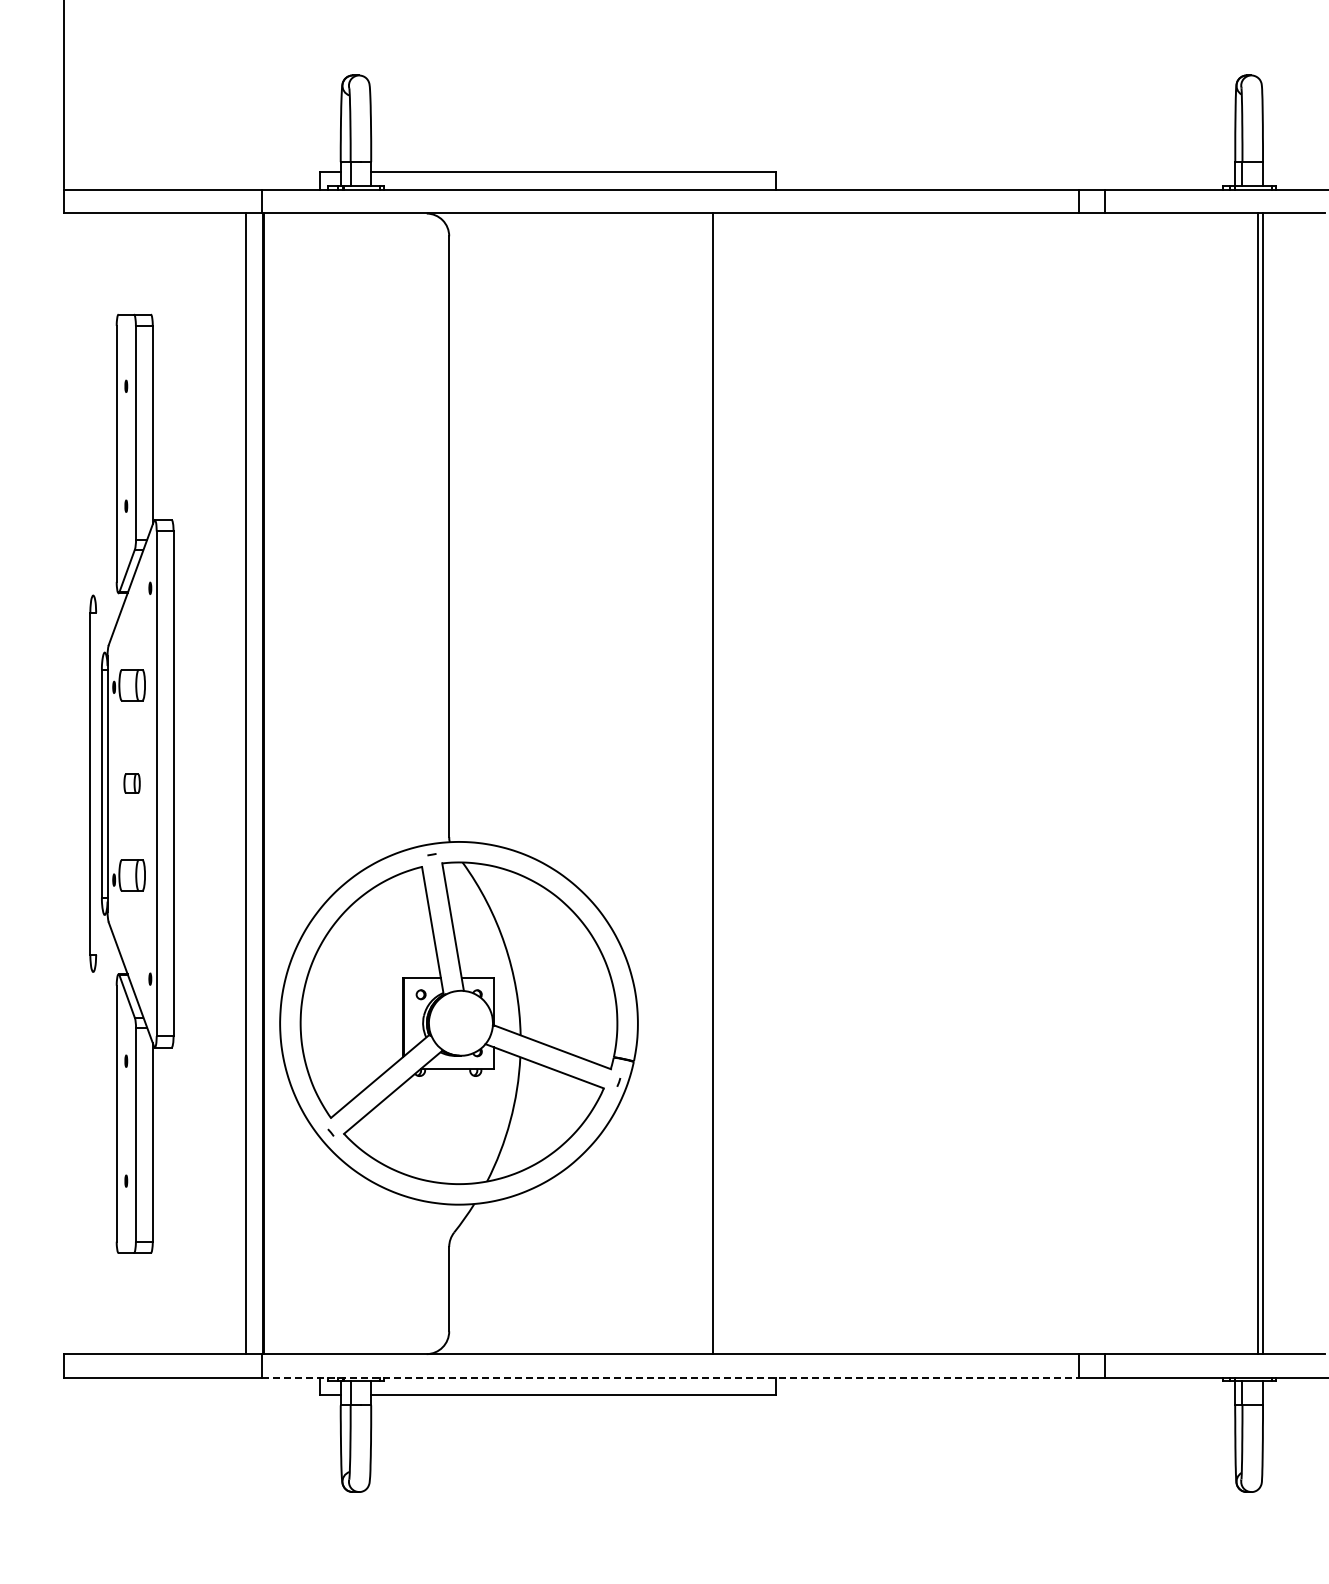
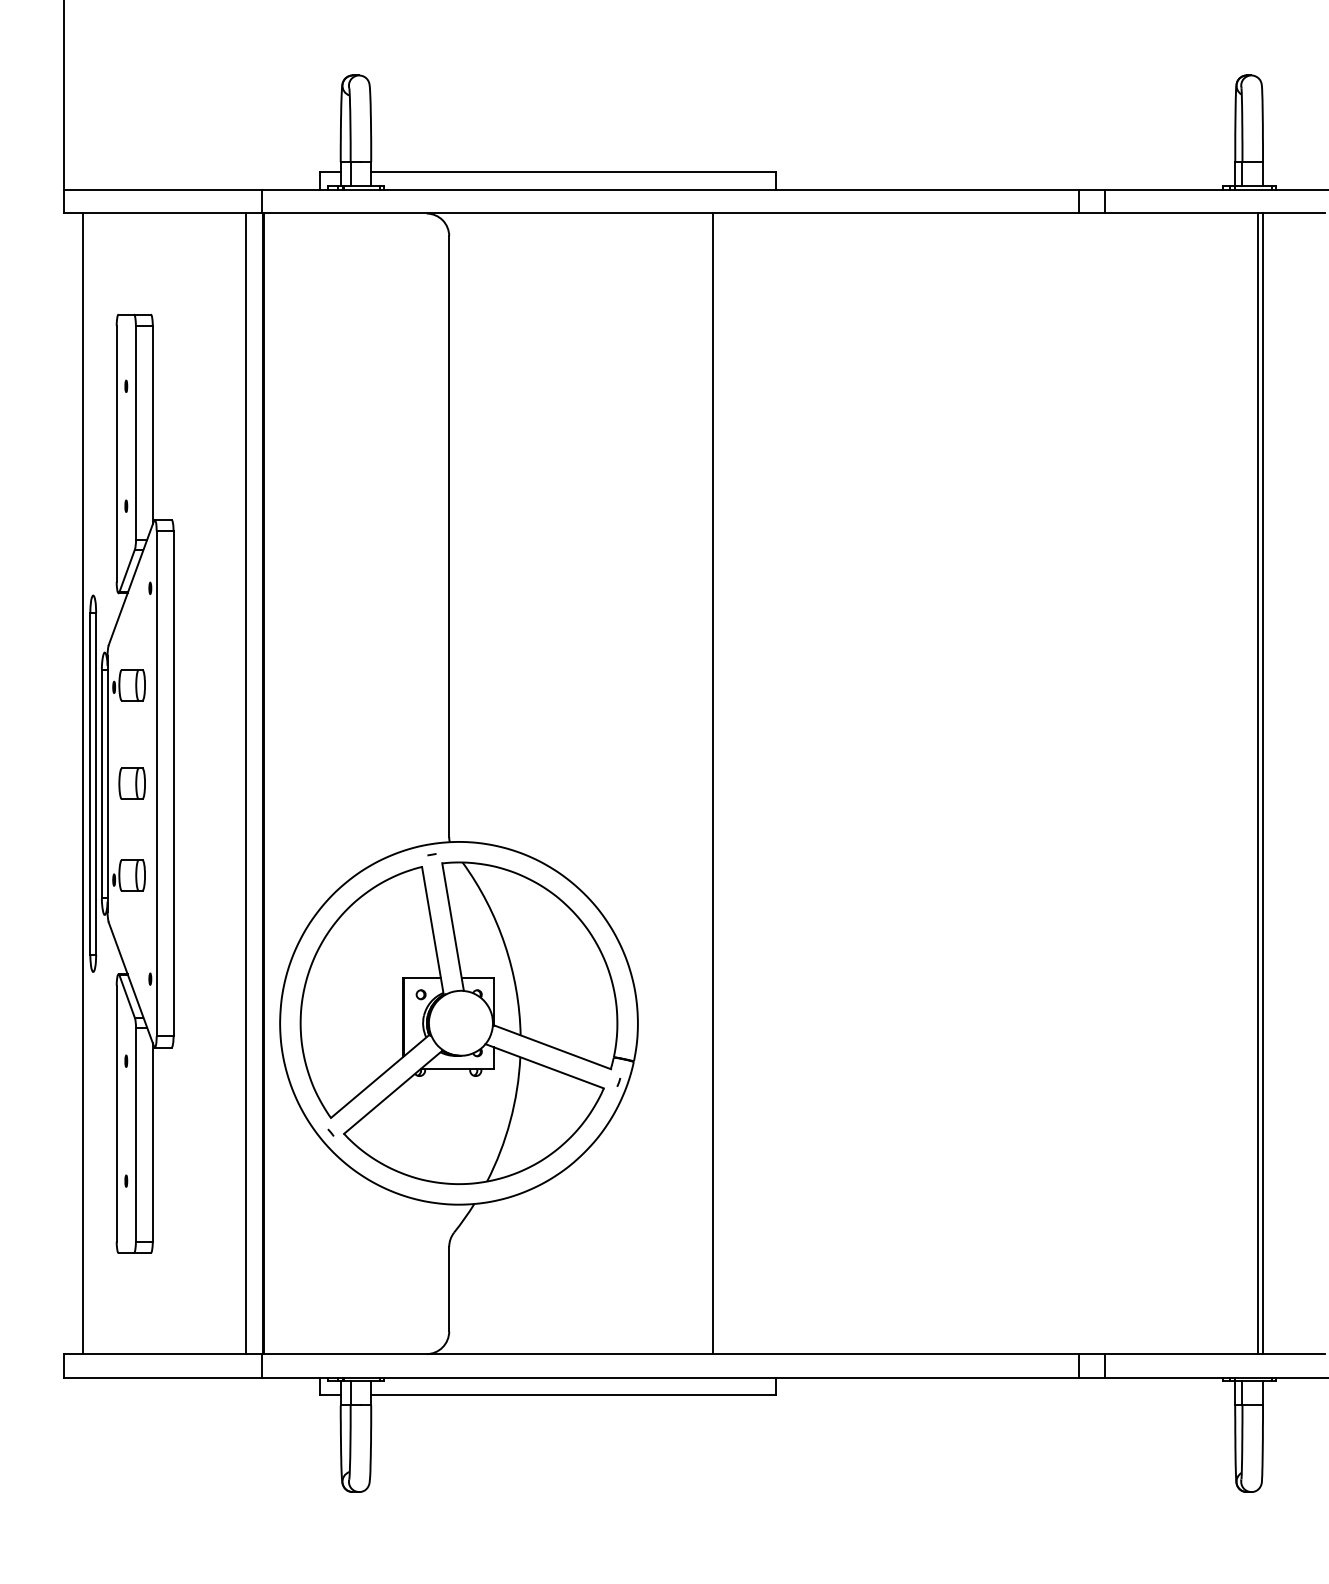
line: none -> present (82, 783)
line: none -> present (96, 783)
part size: 18x21 px -> 28x33 px (131, 783)
line: dashed -> solid (670, 1377)
